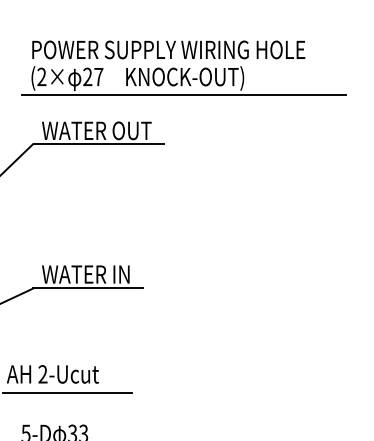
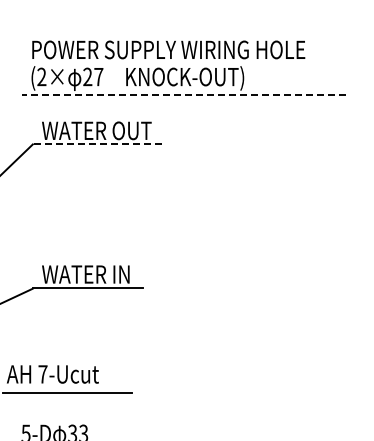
line: solid -> dashed (183, 95)
line: solid -> dashed (99, 143)
text: 2-Ucut -> 7-Ucut (42, 374)
